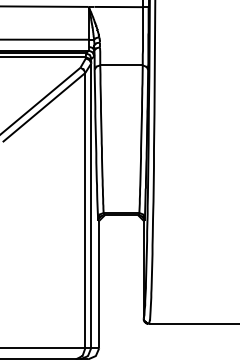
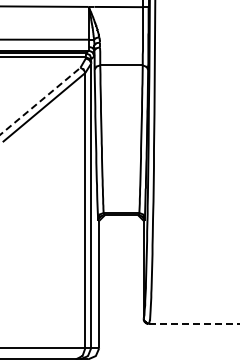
line: solid -> dashed (40, 101)
line: solid -> dashed (194, 323)
